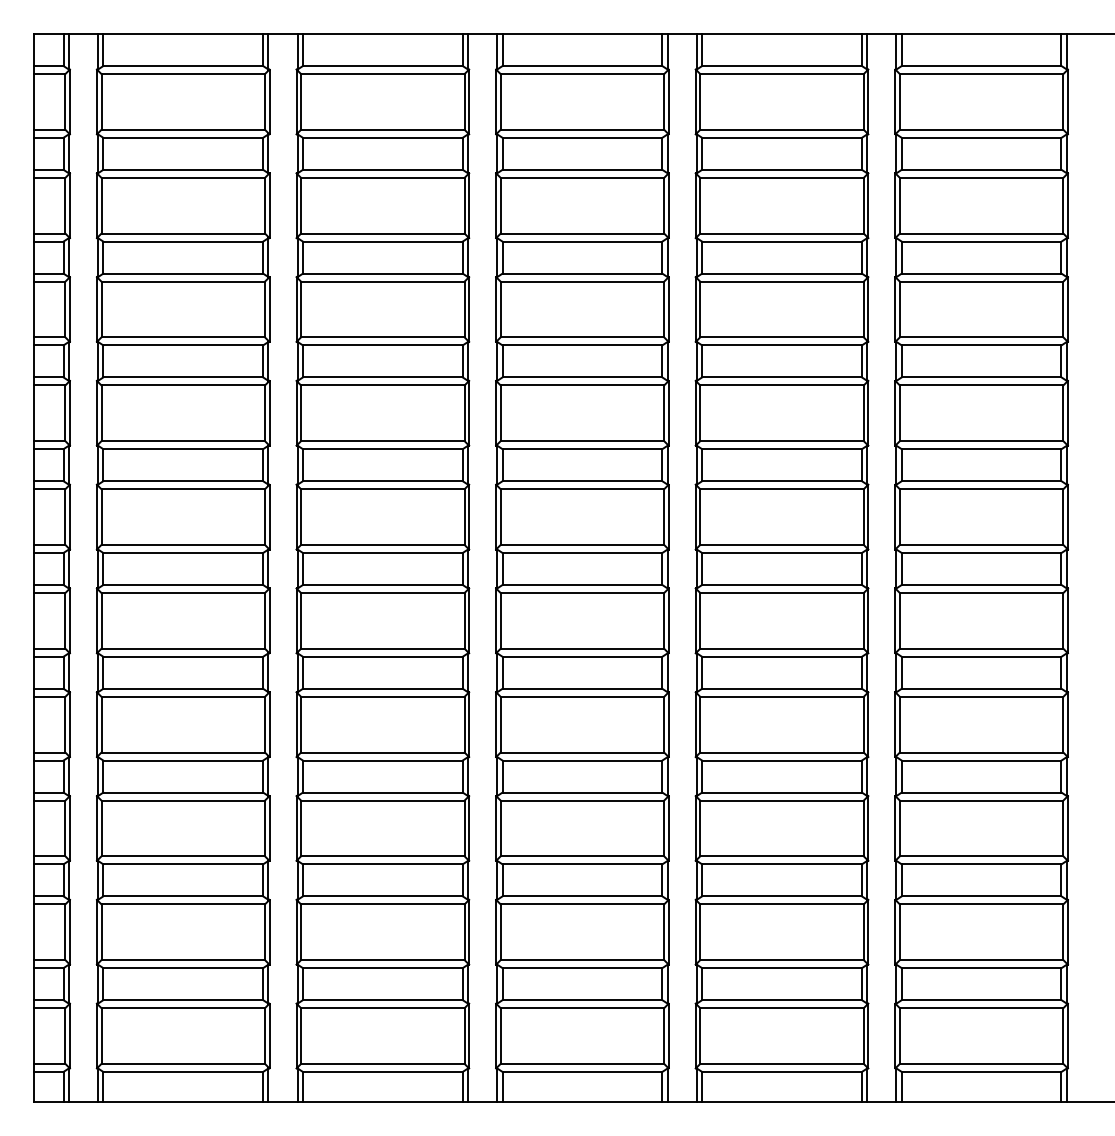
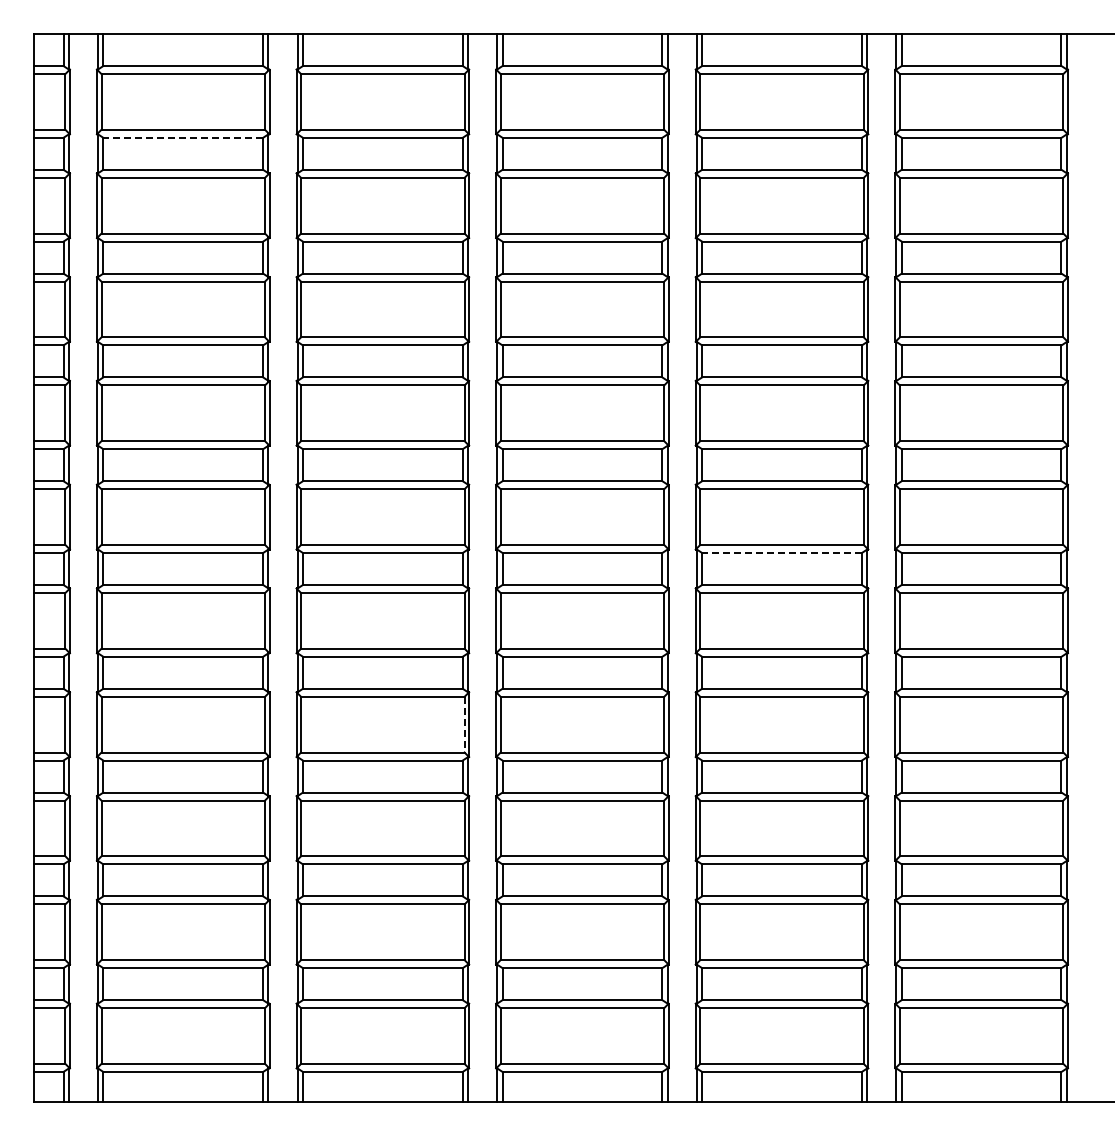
line: solid -> dashed (183, 137)
line: solid -> dashed (782, 553)
line: solid -> dashed (464, 724)
